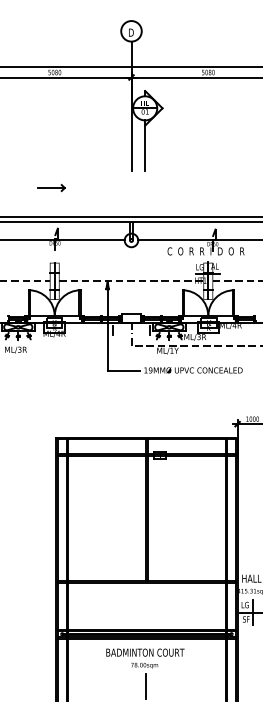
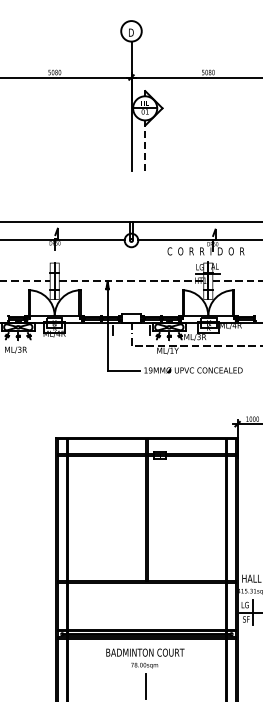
line: present -> none (130, 67)
line: solid -> dashed (145, 145)
part: present -> none (51, 188)
line: present -> none (130, 217)
